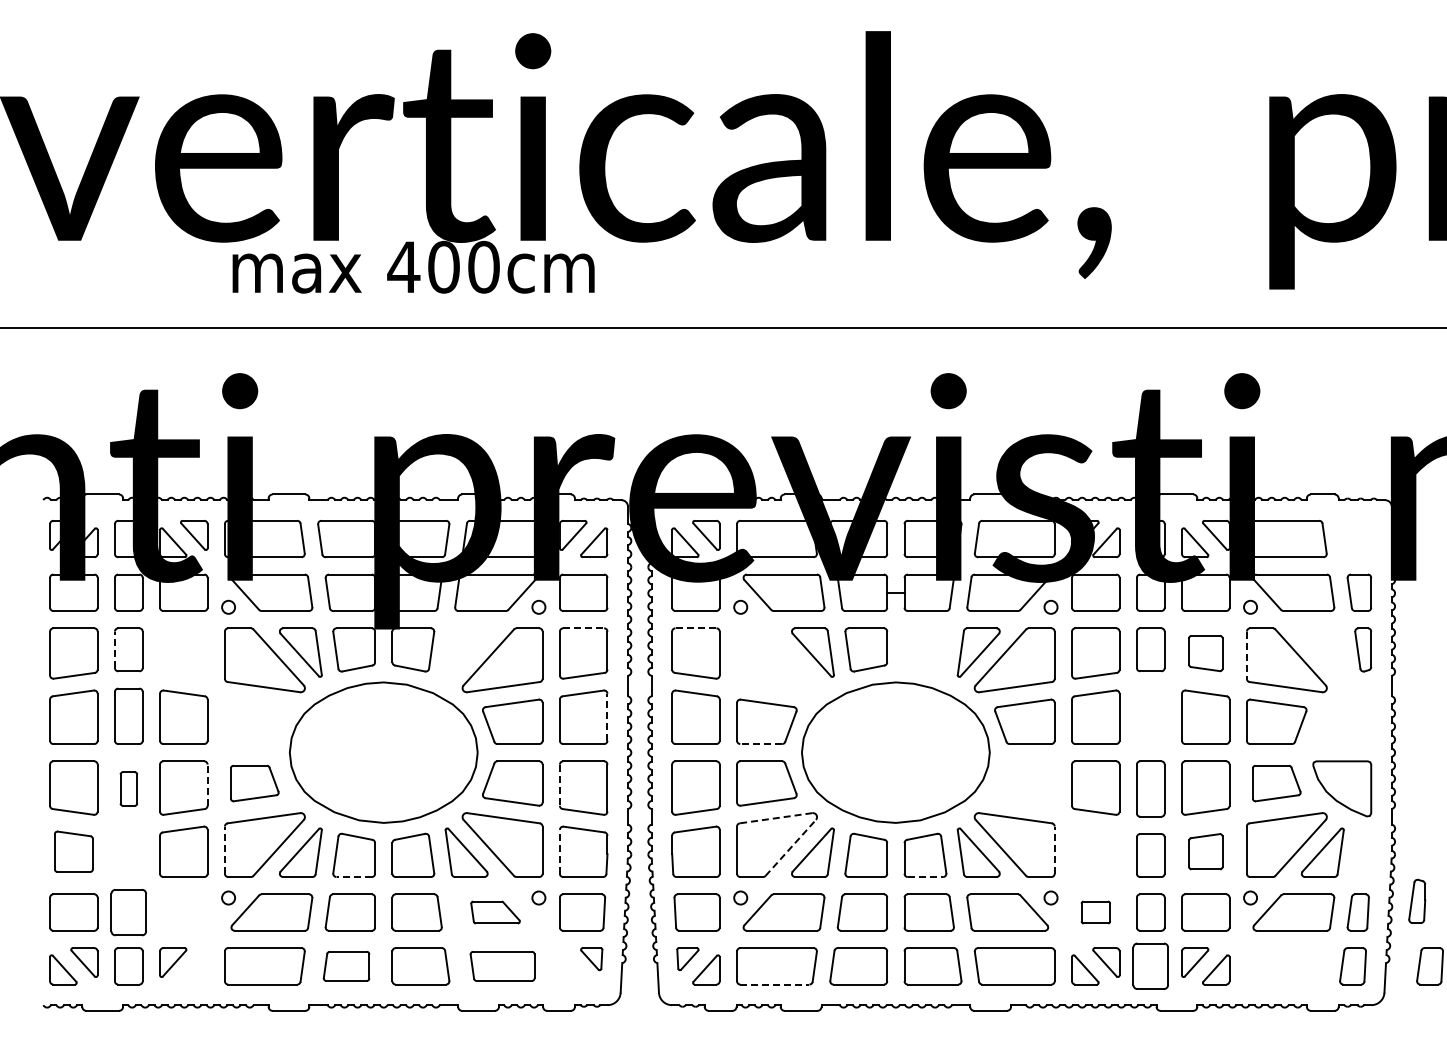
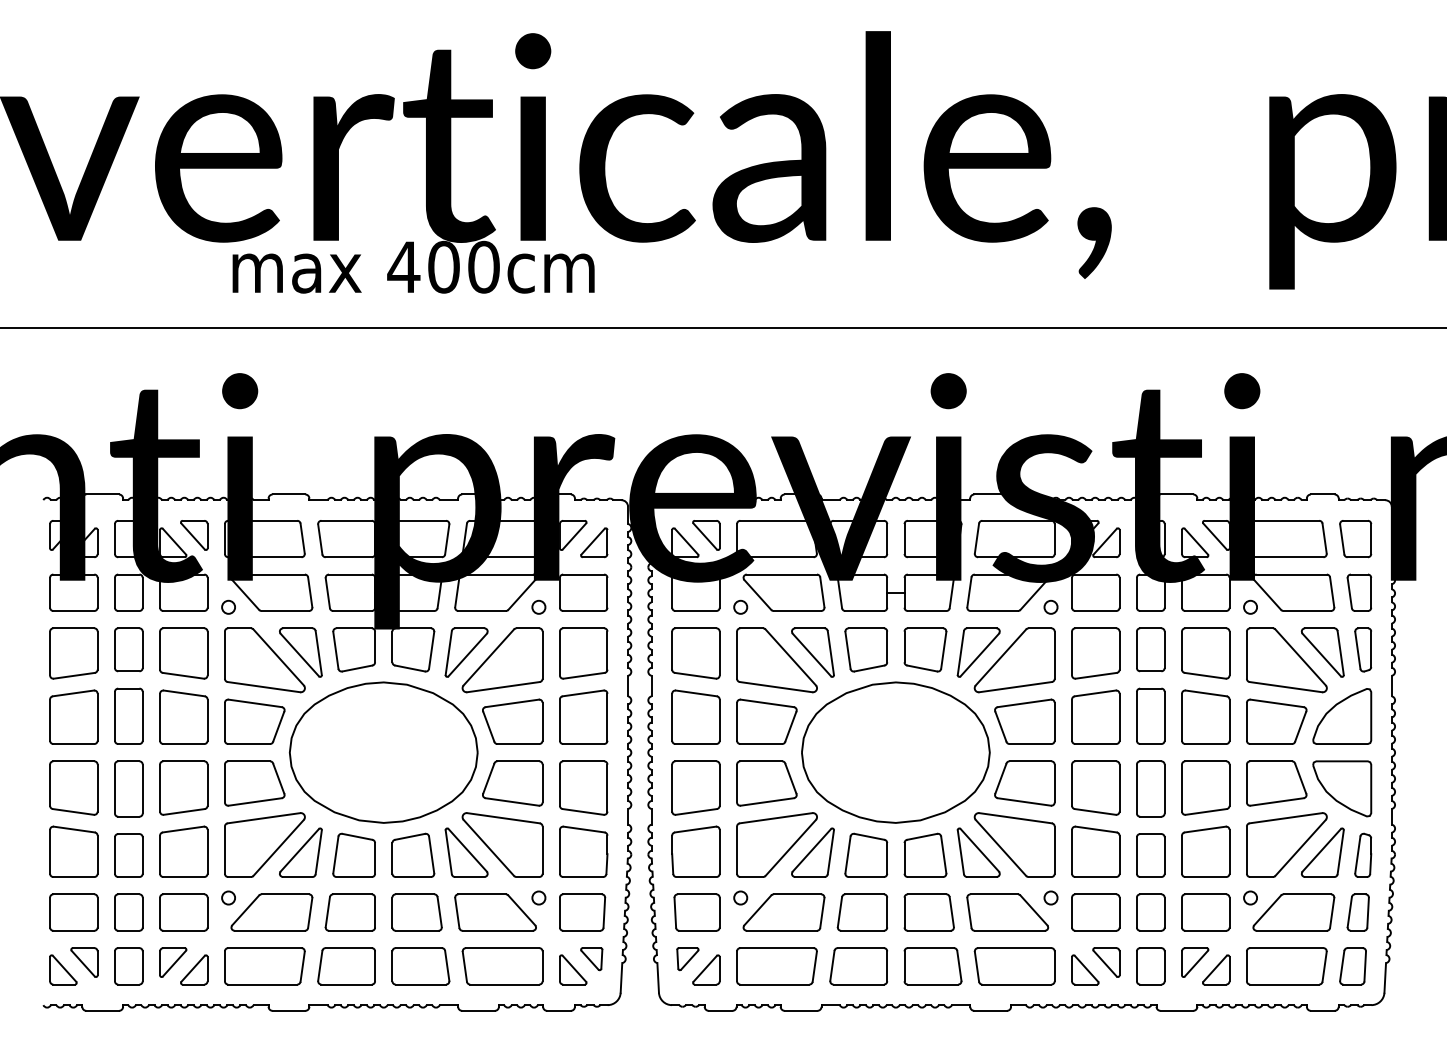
part: none -> present (1355, 539)
line: dashed -> solid (583, 628)
line: dashed -> solid (695, 628)
line: dashed -> solid (114, 649)
part: none -> present (925, 649)
part: none -> present (466, 652)
part: none -> present (1322, 652)
part: none -> present (183, 653)
part size: 36x38 px -> 50x53 px (1205, 653)
line: dashed -> solid (1246, 655)
part: none -> present (776, 660)
part: none -> present (1150, 715)
line: dashed -> solid (607, 716)
part: none -> present (1342, 716)
part: none -> present (254, 721)
line: dashed -> solid (761, 744)
part size: 50x38 px -> 62x47 px (254, 783)
part: none -> present (1024, 783)
part size: 50x38 px -> 62x47 px (1276, 783)
line: dashed -> solid (207, 785)
line: dashed -> solid (559, 785)
part size: 19x36 px -> 30x58 px (128, 788)
line: dashed -> solid (776, 818)
line: dashed -> solid (790, 847)
line: dashed -> solid (224, 850)
line: dashed -> solid (1054, 850)
part size: 40x43 px -> 50x53 px (73, 851)
line: dashed -> solid (559, 851)
part: none -> present (1095, 851)
part size: 36x38 px -> 50x53 px (1205, 851)
part: none -> present (128, 855)
line: dashed -> solid (354, 877)
line: dashed -> solid (925, 877)
part position: (1417, 900) -> (1363, 854) (1363, 854)
part size: 37x48 px -> 30x39 px (128, 912)
part: none -> present (183, 912)
part size: 51x25 px -> 83x39 px (495, 912)
part size: 31x25 px -> 50x39 px (1095, 912)
part size: 37x48 px -> 30x39 px (1150, 966)
part size: 49x31 px -> 59x39 px (346, 966)
part size: 67x31 px -> 83x39 px (502, 966)
part: none -> present (1286, 966)
part: present -> none (1429, 966)
part: none -> present (194, 969)
part: none -> present (573, 969)
line: dashed -> solid (774, 984)
